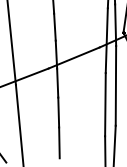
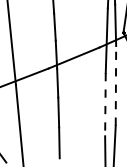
line: solid -> dashed (115, 85)
line: solid -> dashed (105, 104)
